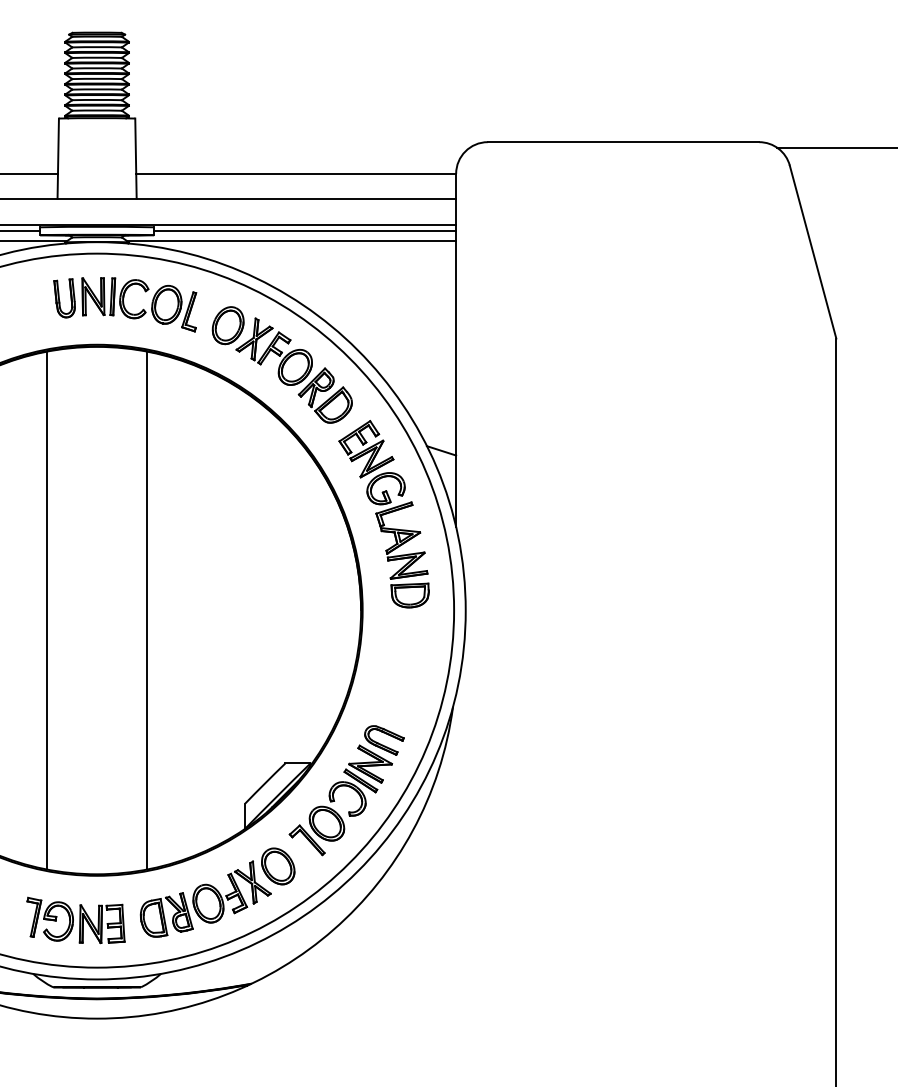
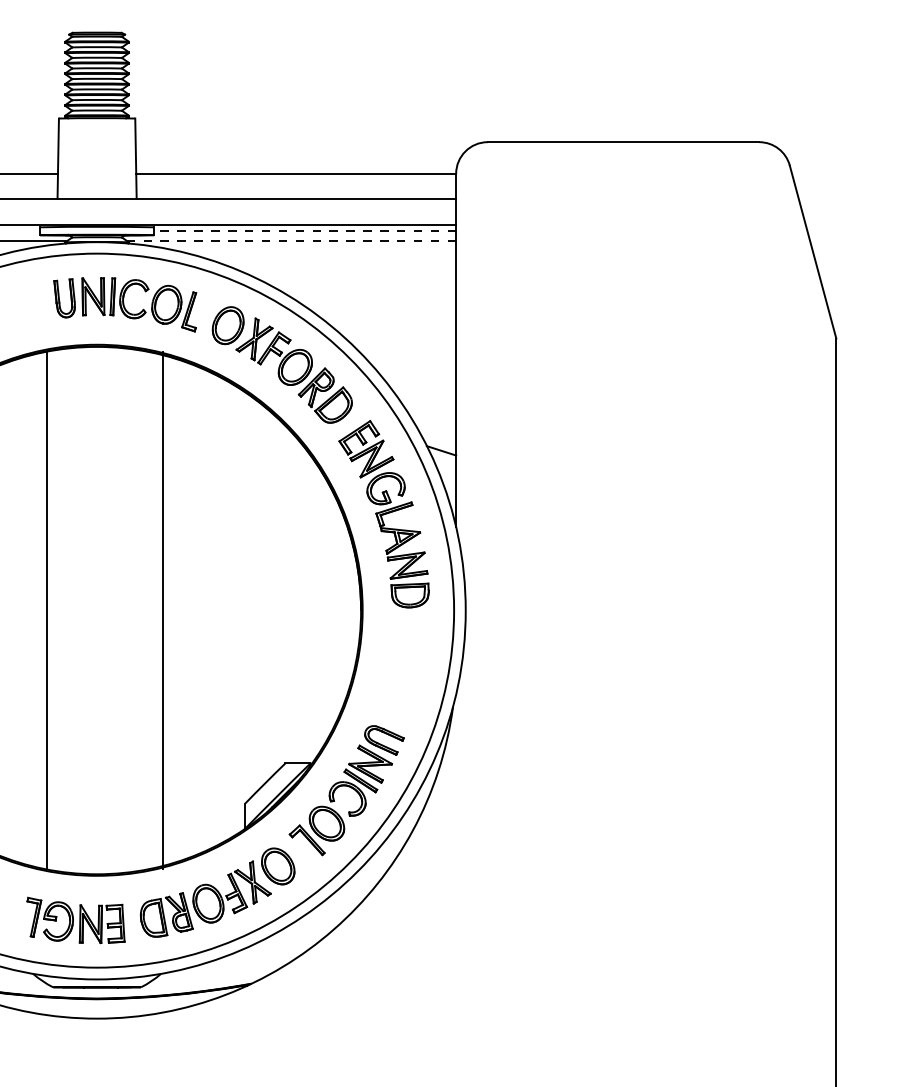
line: present -> none (835, 147)
line: present -> none (21, 230)
line: solid -> dashed (304, 230)
line: solid -> dashed (291, 241)
line position: (147, 610) -> (163, 610) (163, 610)
